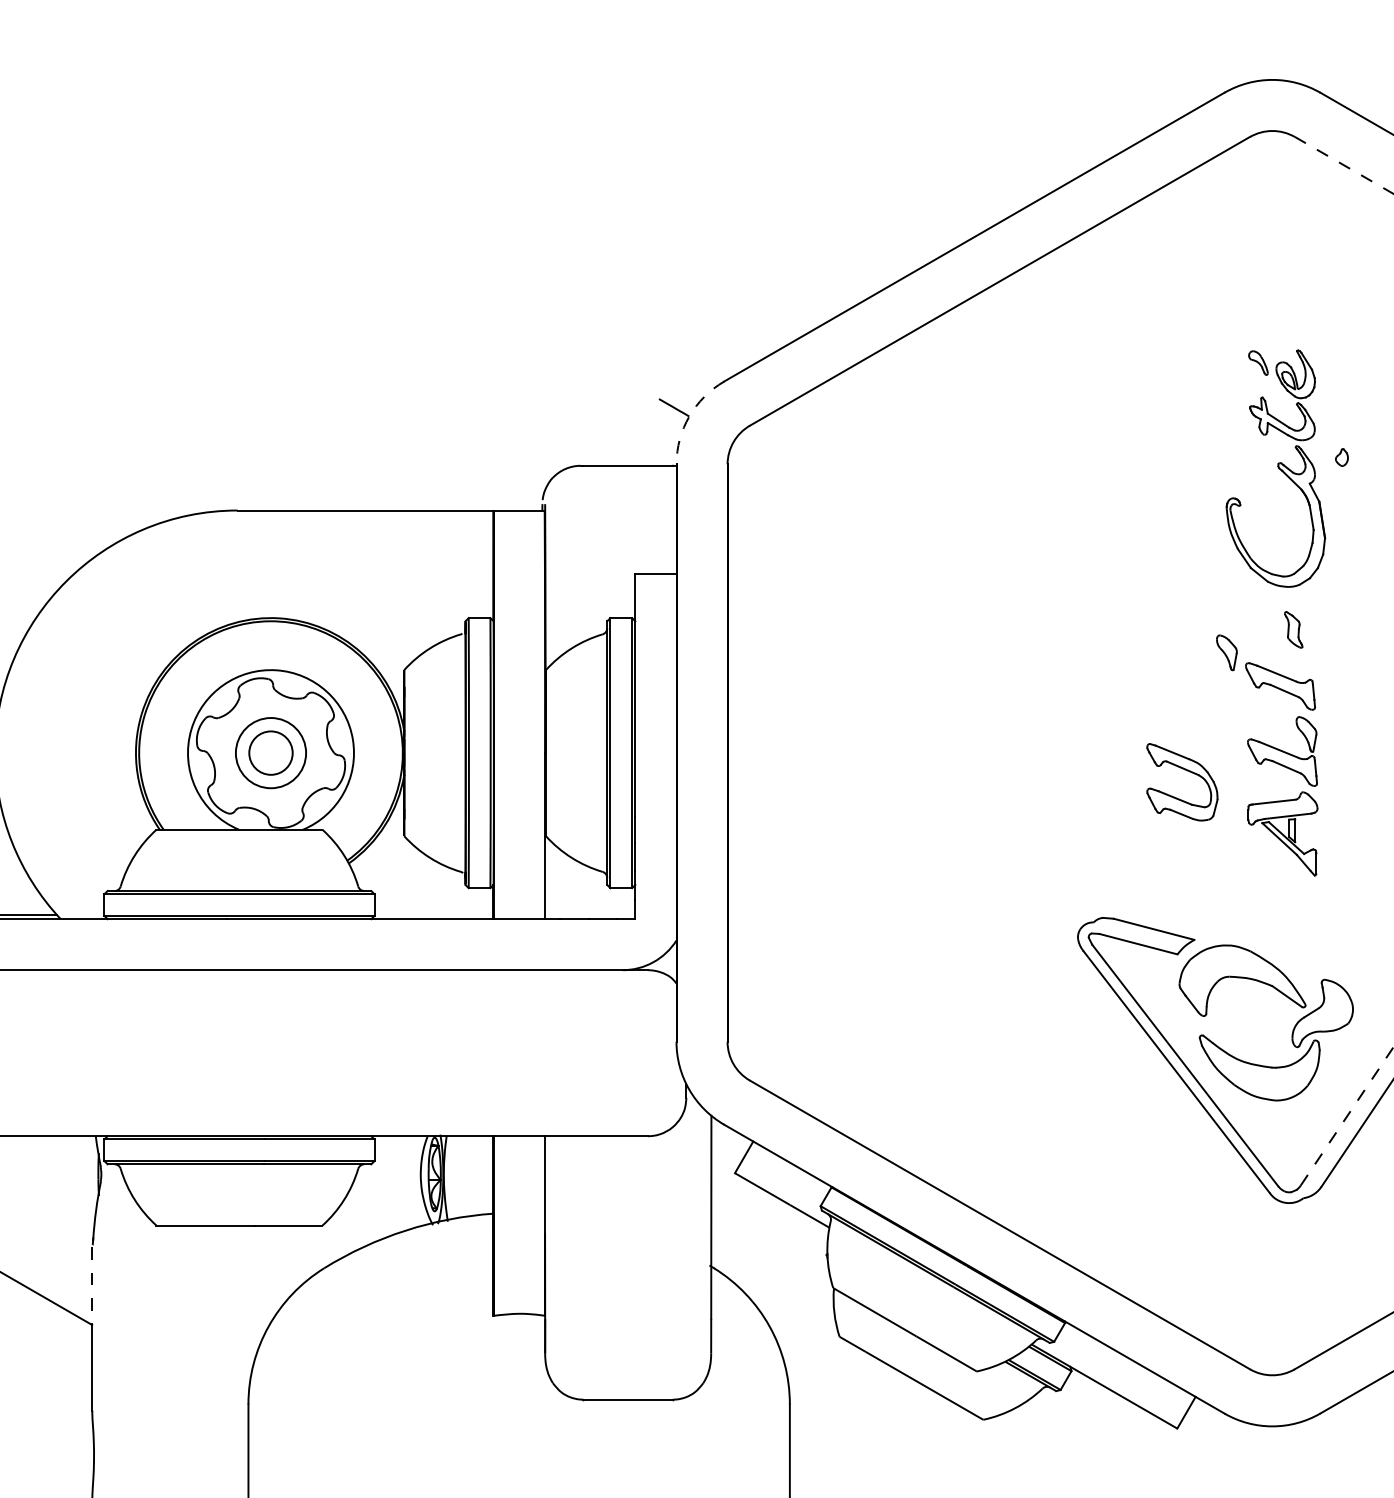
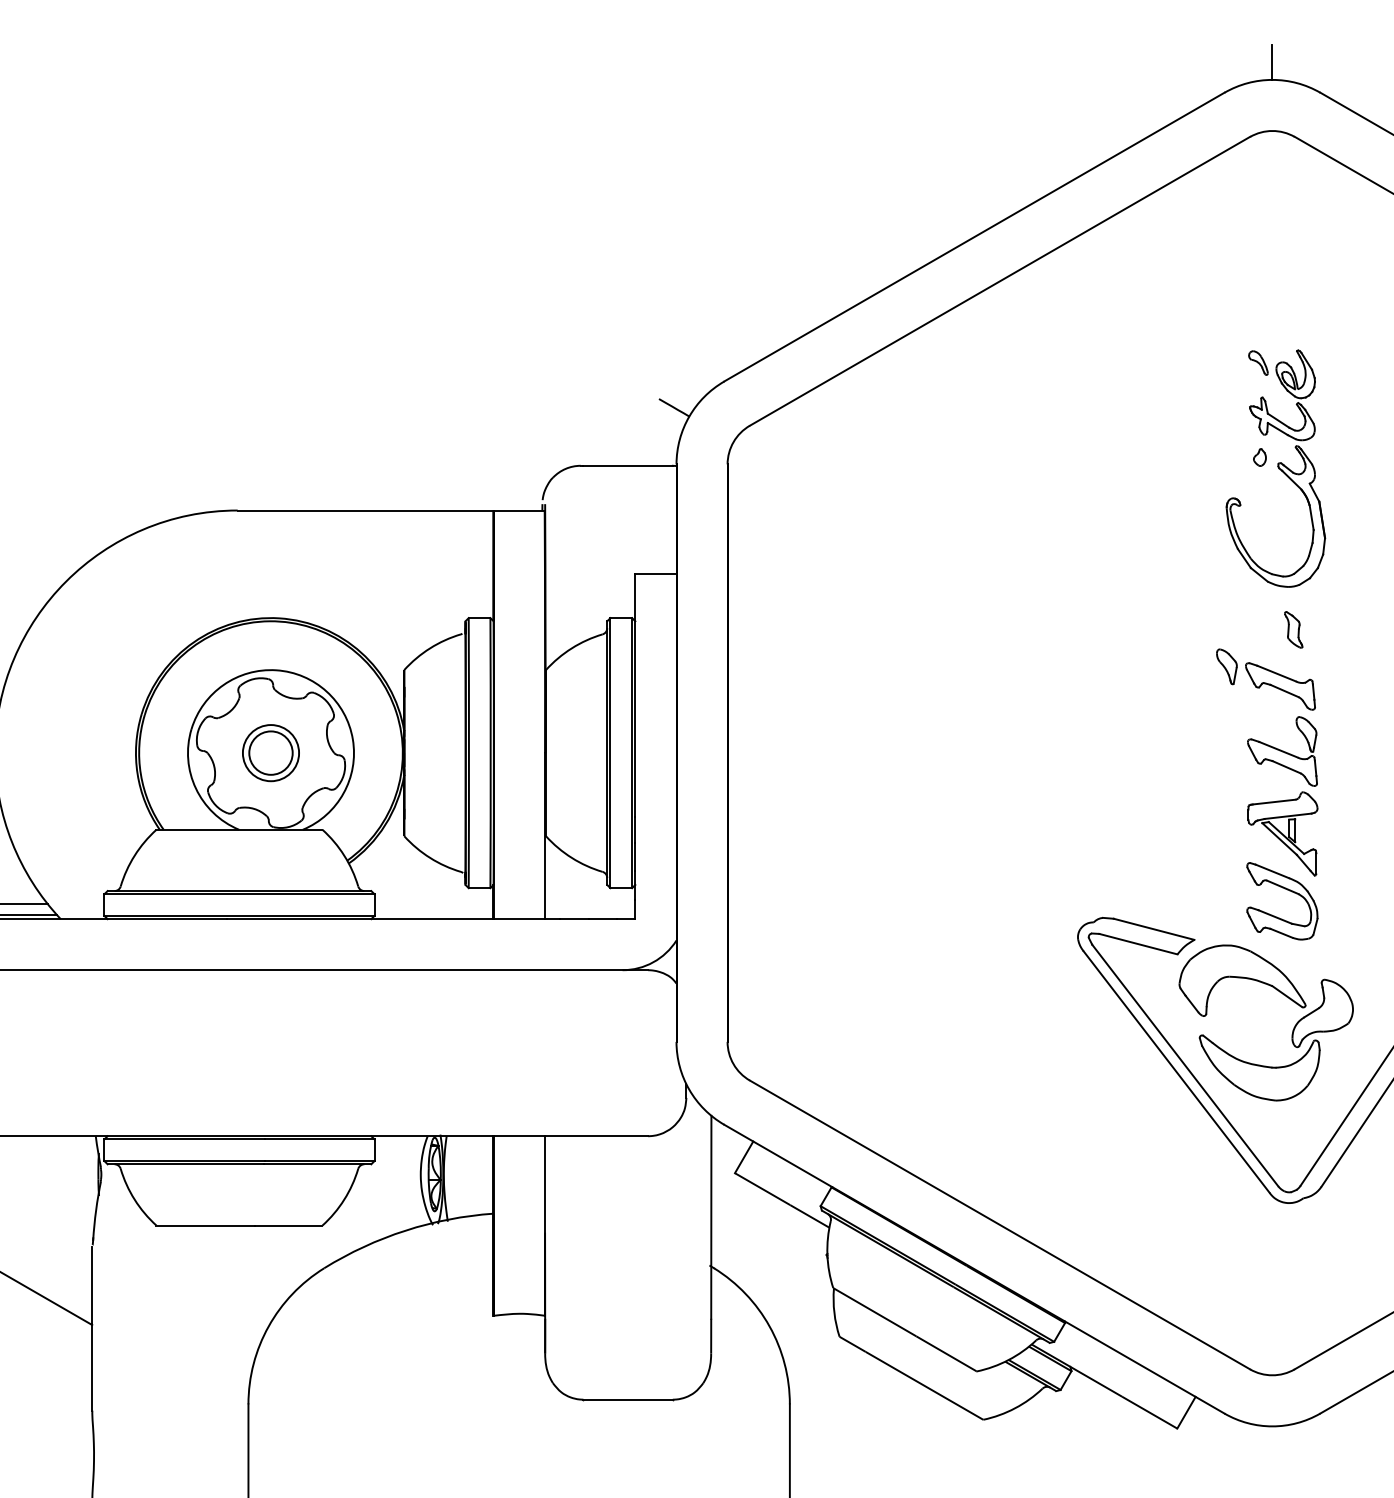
line: none -> present (1272, 61)
line: dashed -> solid (1344, 165)
arc: dashed -> solid (689, 416)
part position: (1341, 457) -> (1259, 457) (1259, 457)
part position: (1226, 652) -> (1226, 666) (1226, 666)
circle diameter: 70 px -> 56 px (270, 753)
part position: (1187, 771) -> (1287, 890) (1287, 890)
line: none -> present (25, 904)
line: dashed -> solid (1347, 1116)
line: dashed -> solid (92, 1286)
